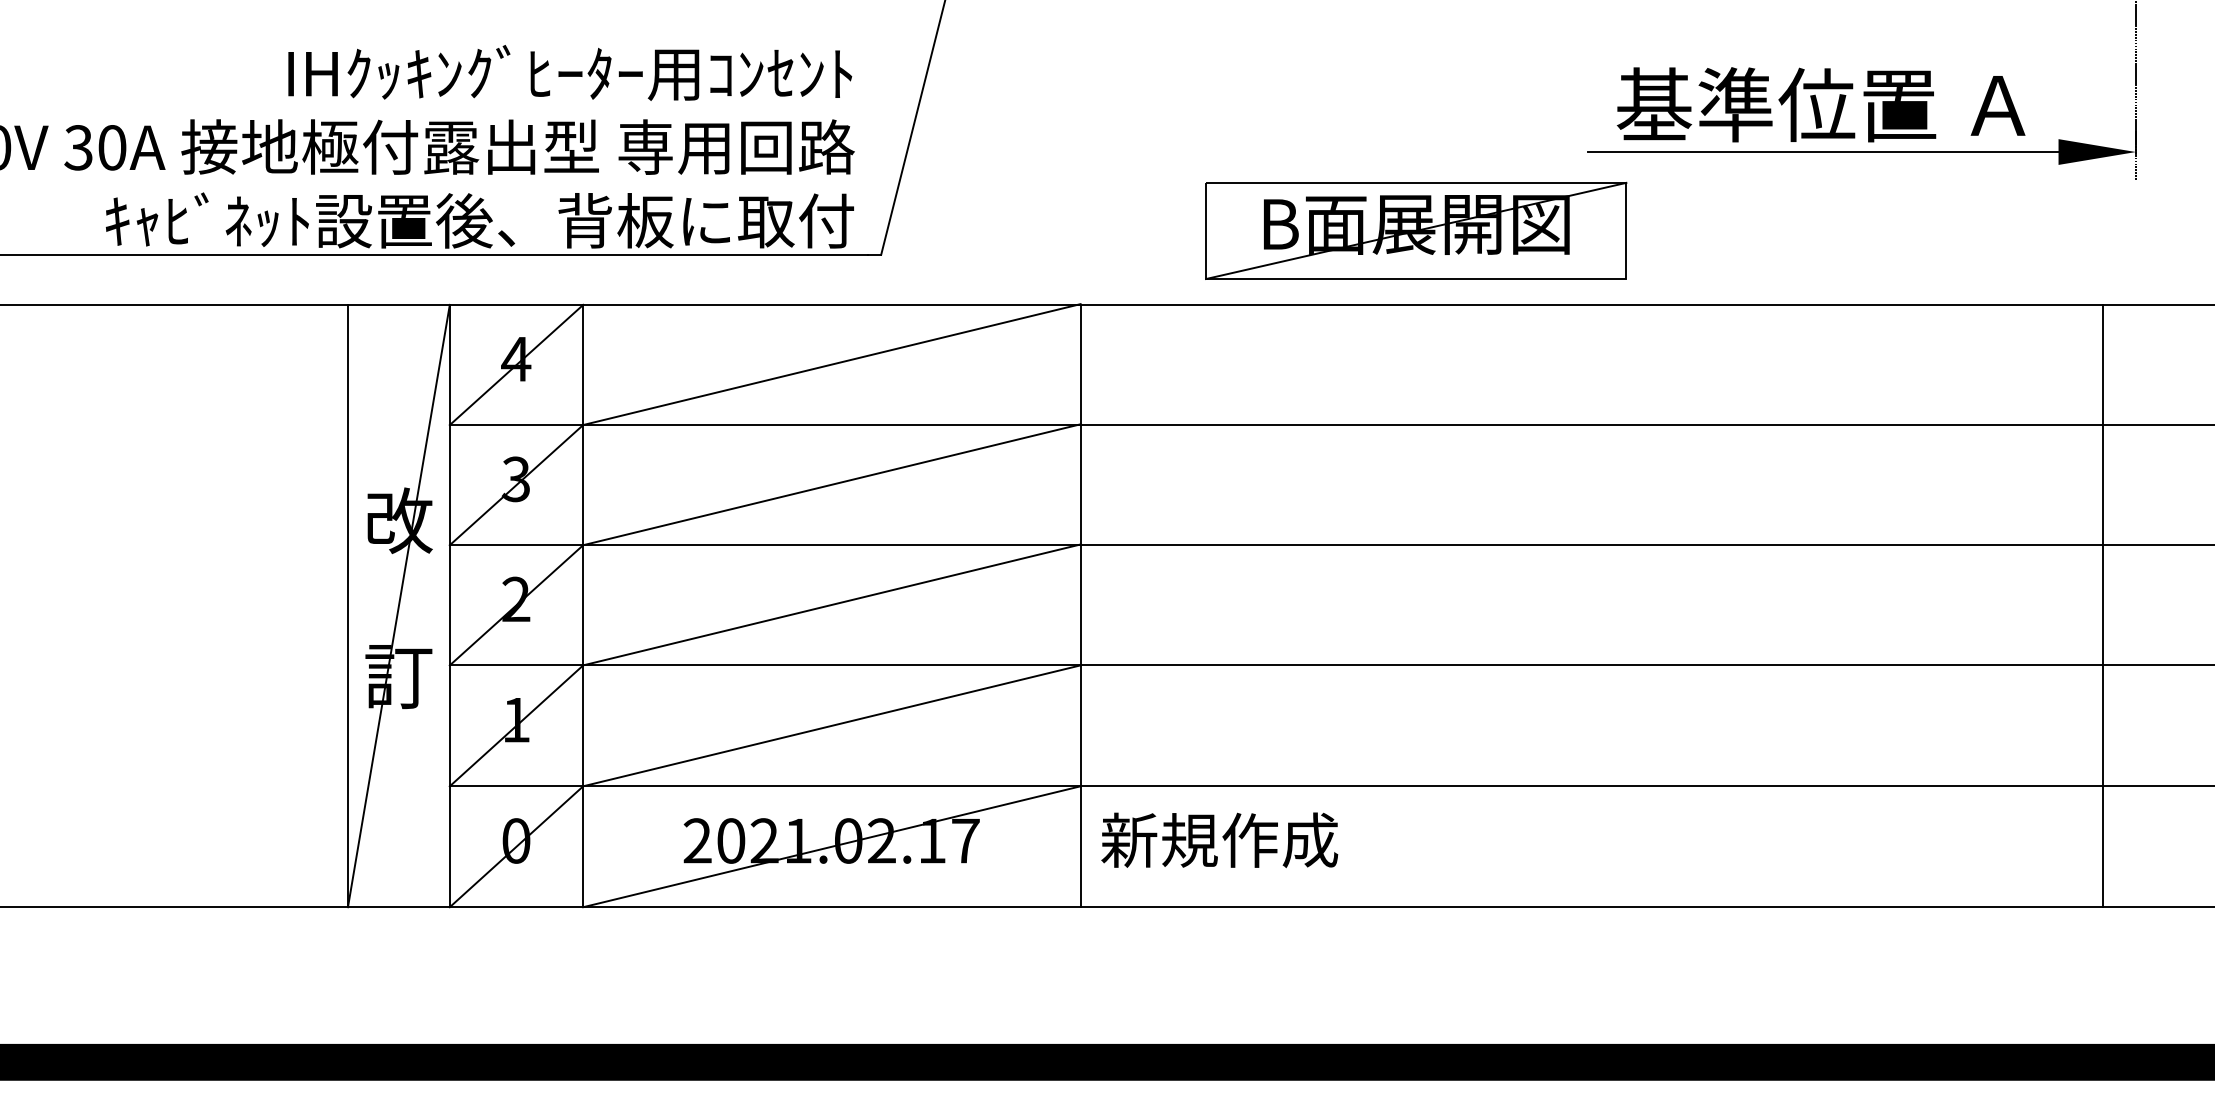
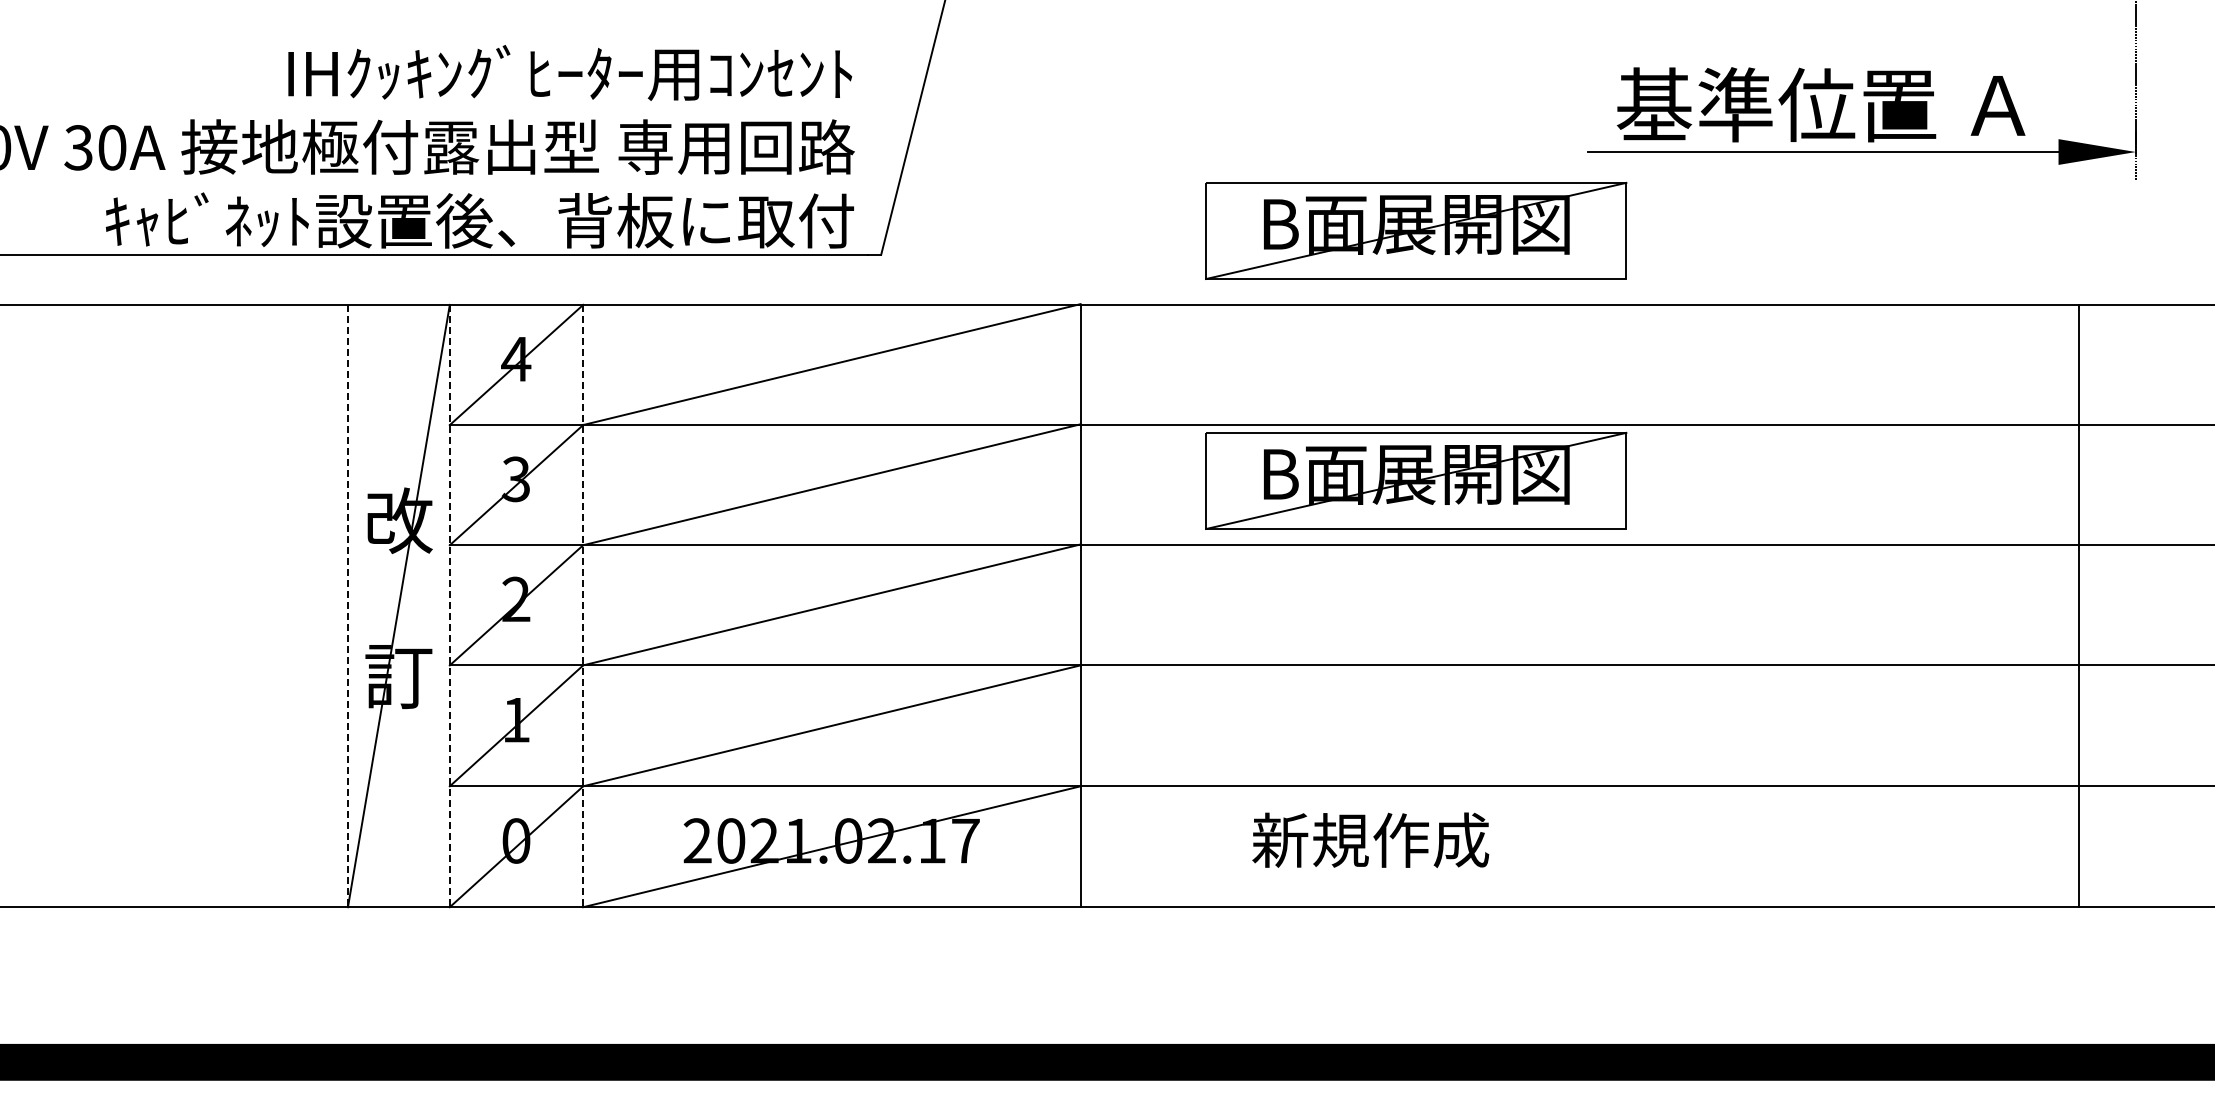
part: none -> present (1416, 480)
line position: (2102, 605) -> (2078, 605) (2078, 605)
line: solid -> dashed (347, 606)
line: solid -> dashed (449, 606)
line: solid -> dashed (583, 606)
text position: (1219, 840) -> (1370, 840) (1370, 840)
